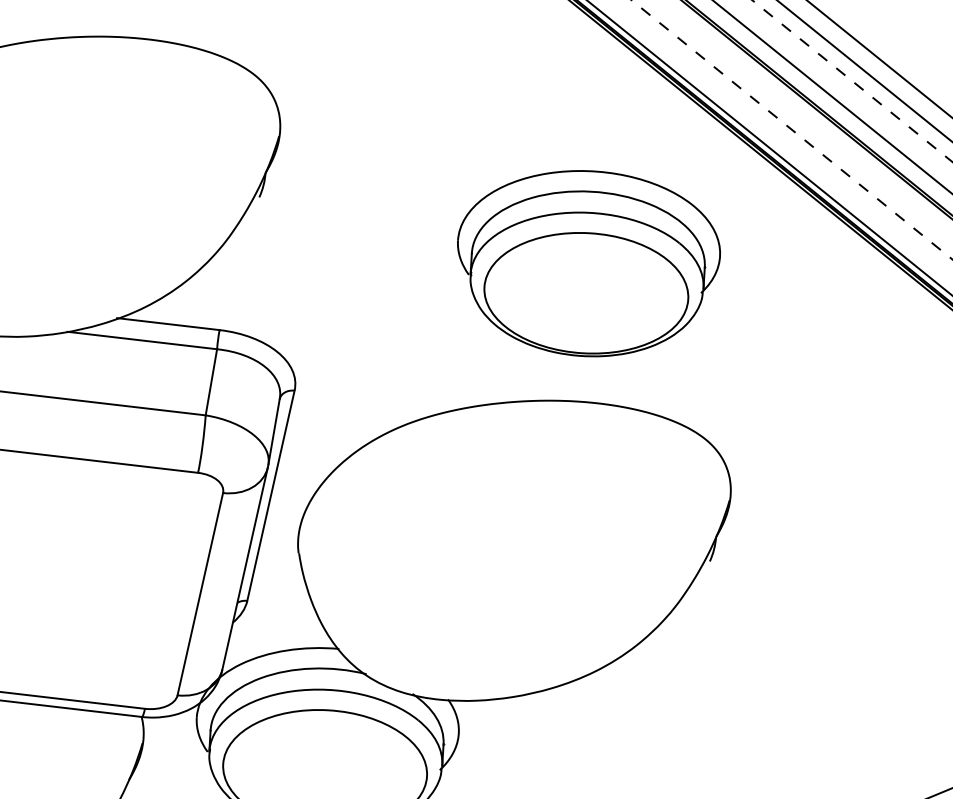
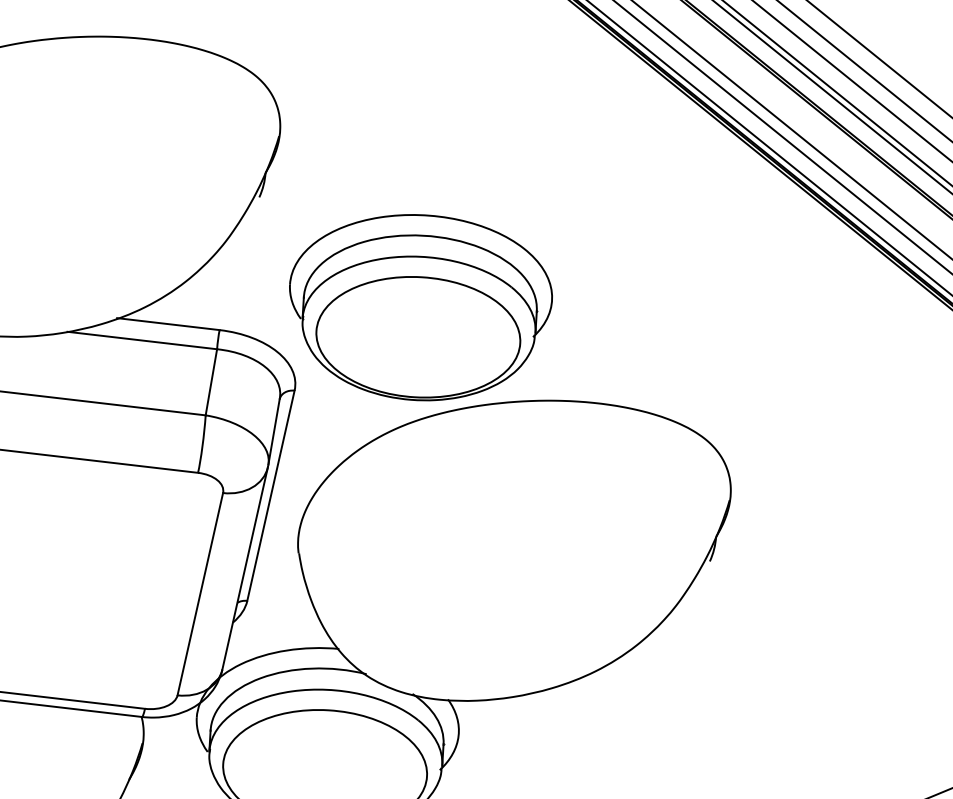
line: dashed -> solid (852, 80)
line: none -> present (837, 92)
line: dashed -> solid (792, 130)
line: none -> present (782, 136)
part position: (588, 263) -> (420, 307) (420, 307)
